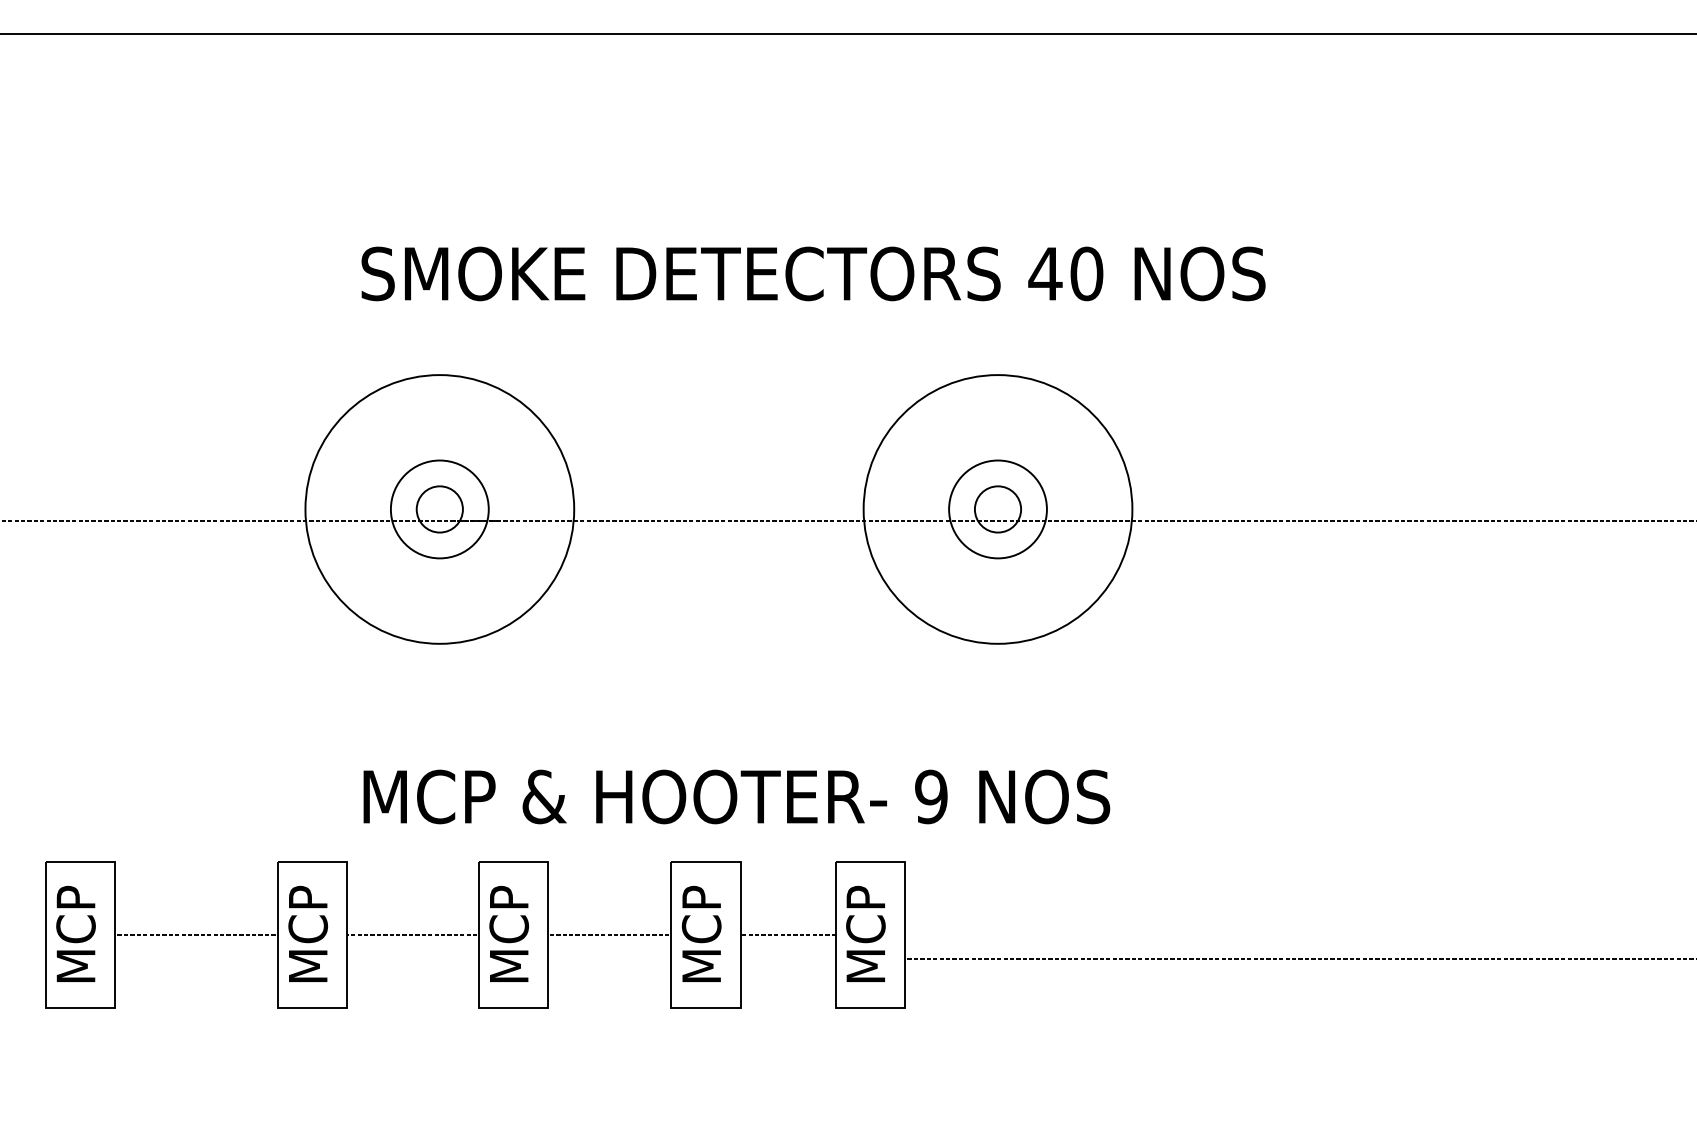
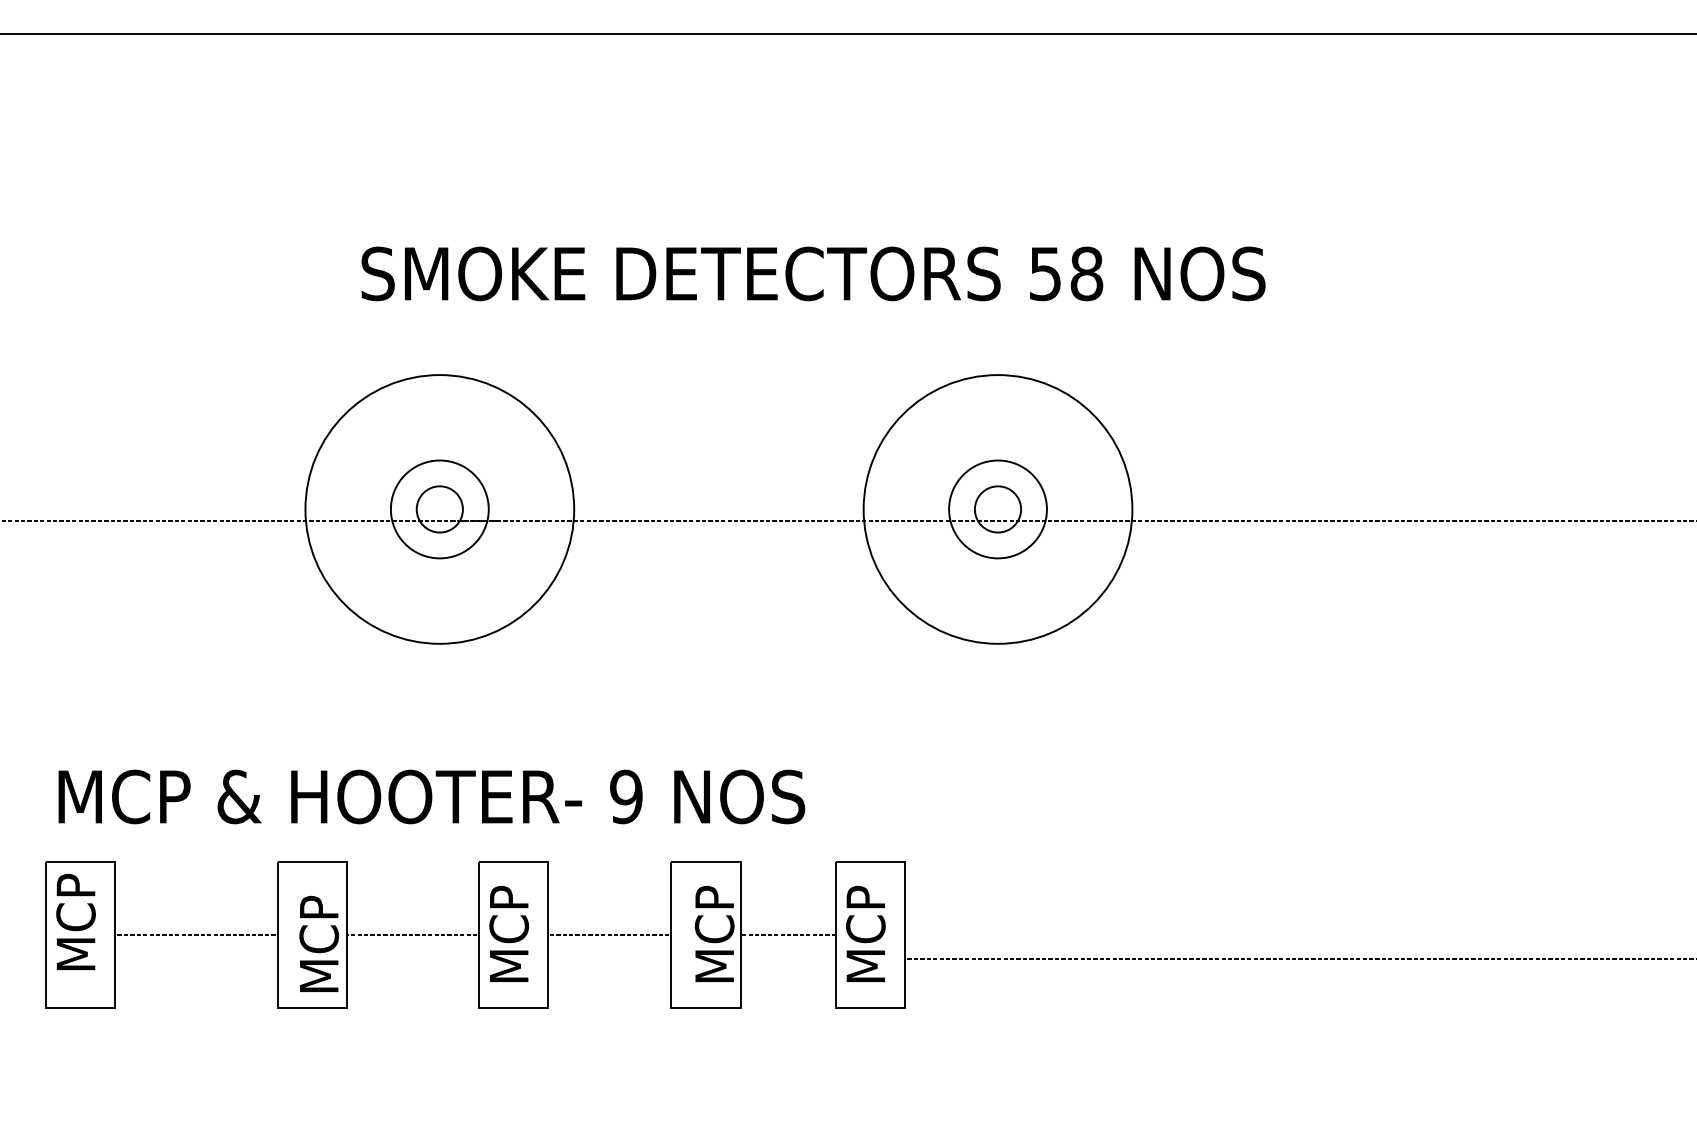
text: 40 -> 58 (1065, 274)
text position: (736, 796) -> (431, 796) (431, 796)
text position: (75, 933) -> (75, 921) (75, 921)
text position: (308, 933) -> (319, 943) (319, 943)
text position: (701, 933) -> (714, 933) (714, 933)
